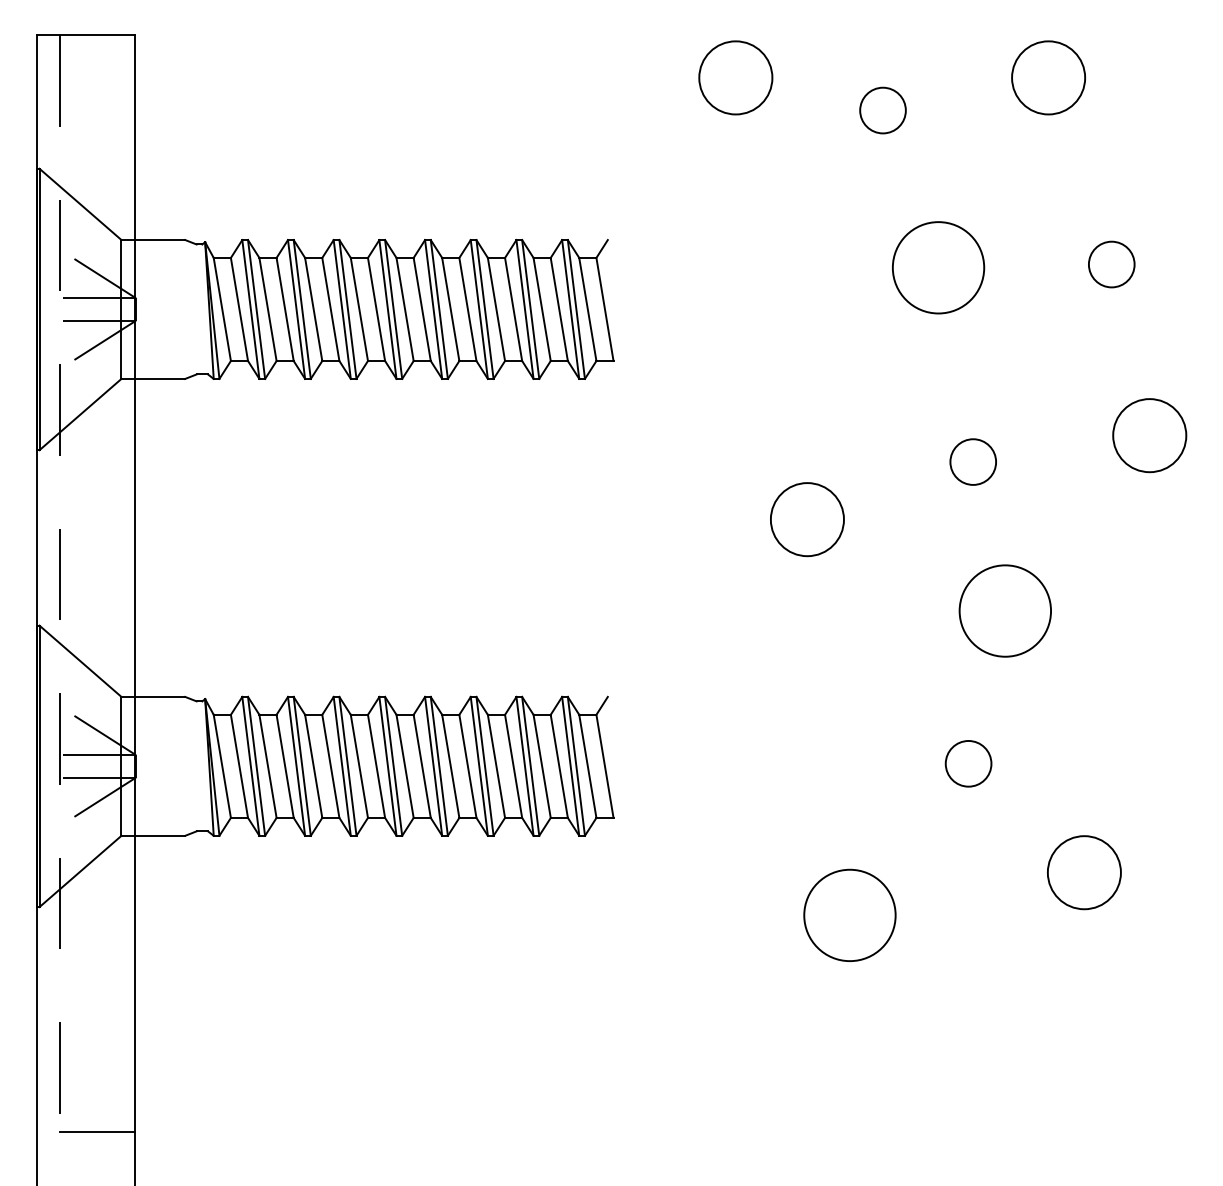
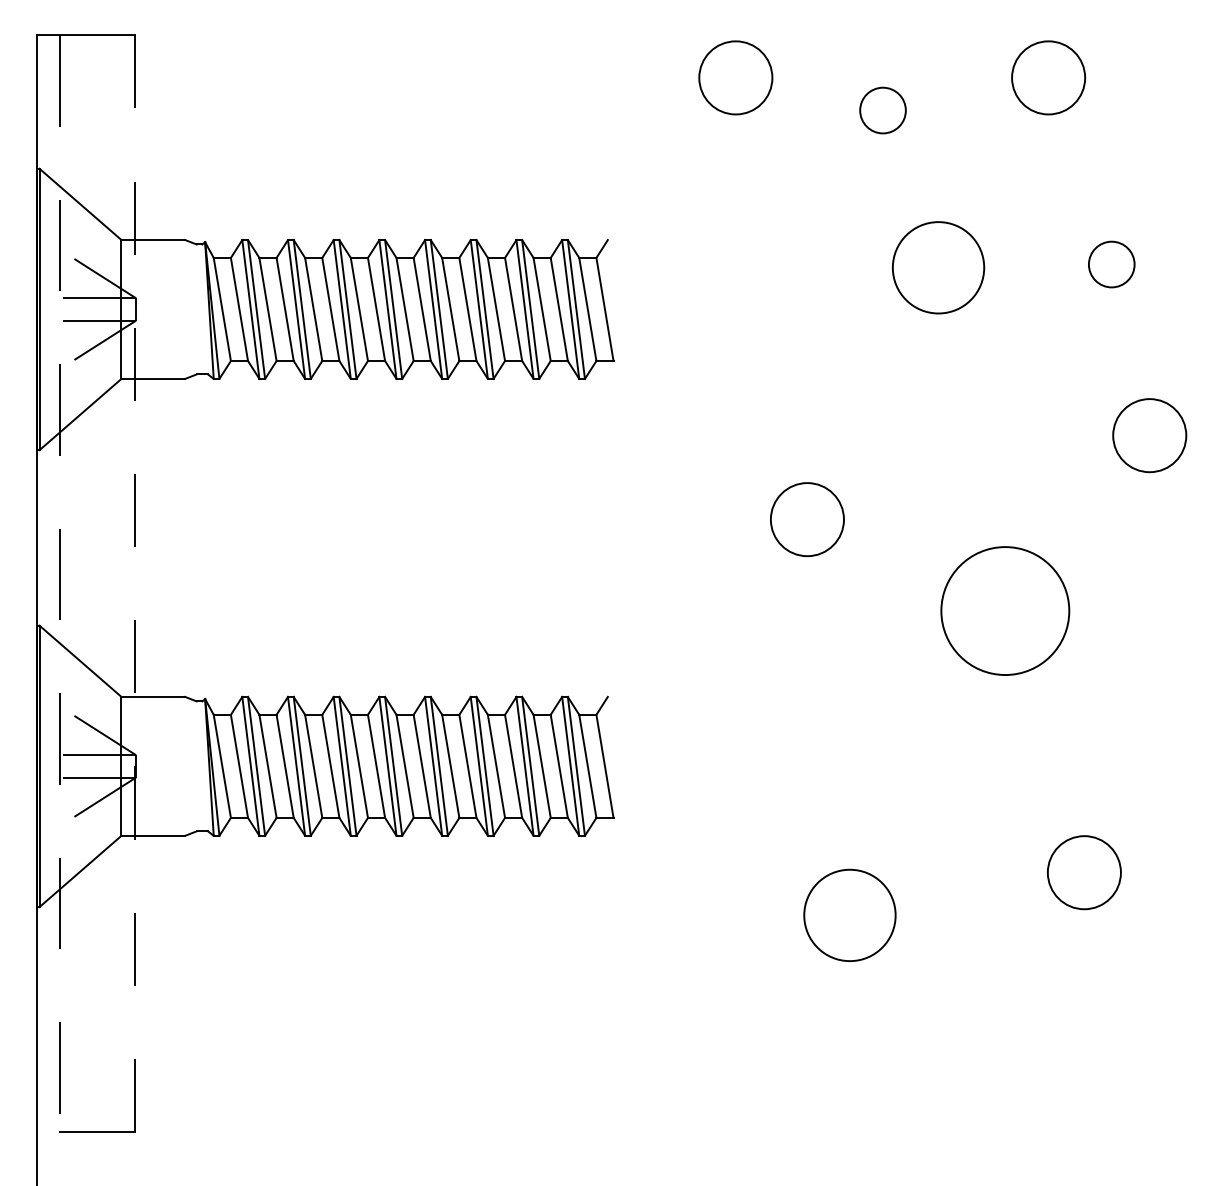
circle: present -> none (972, 461)
line: solid -> dashed (134, 610)
circle diameter: 91 px -> 128 px (1005, 611)
circle: present -> none (968, 763)
